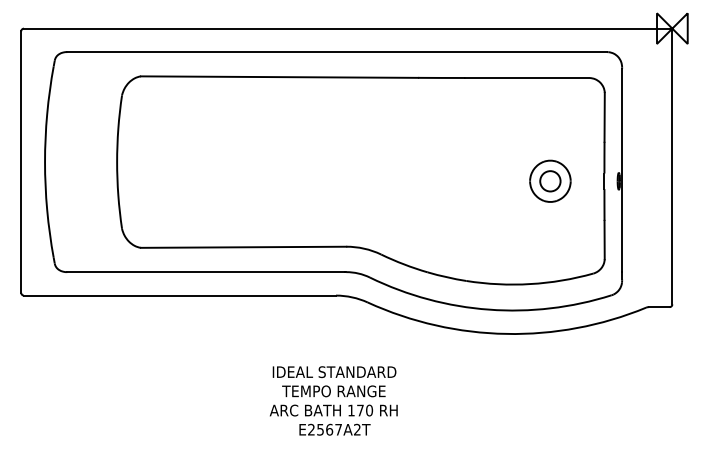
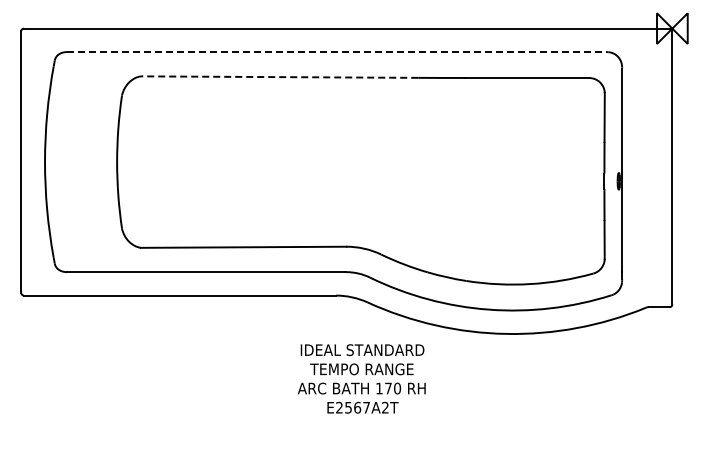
line: solid -> dashed (337, 52)
line: solid -> dashed (279, 77)
part: present -> none (550, 180)
text position: (333, 400) -> (361, 378) (361, 378)
